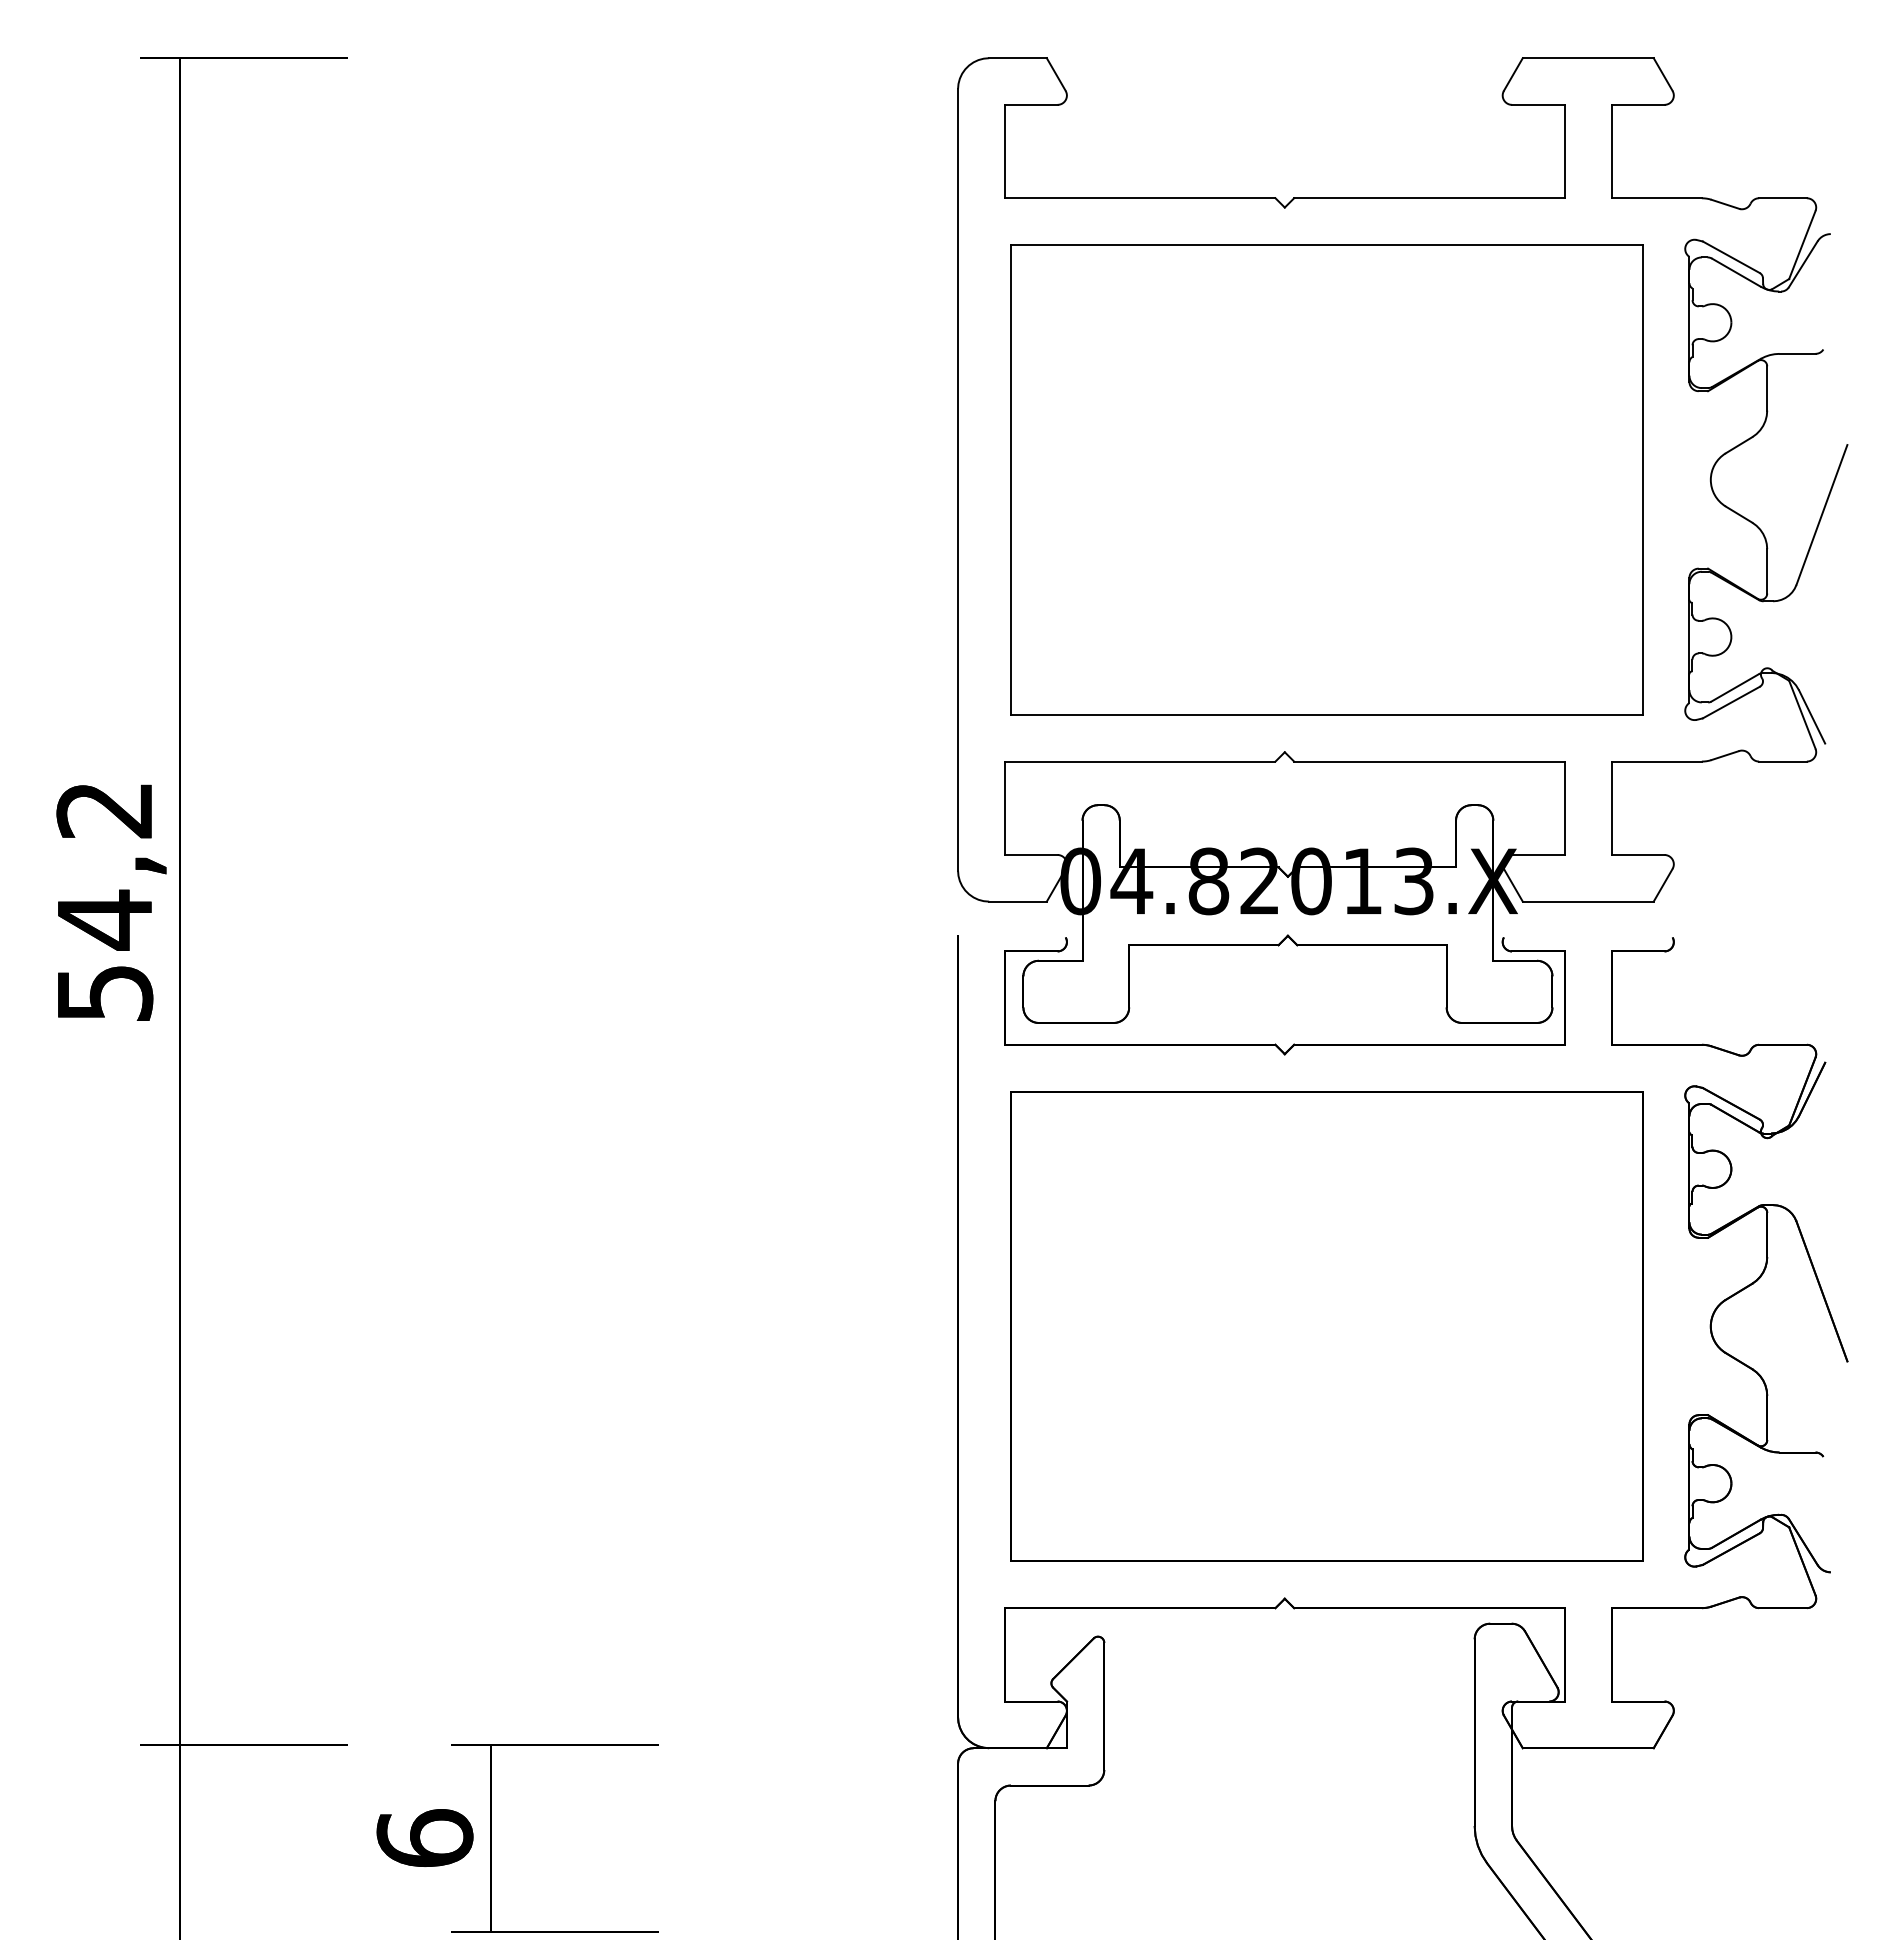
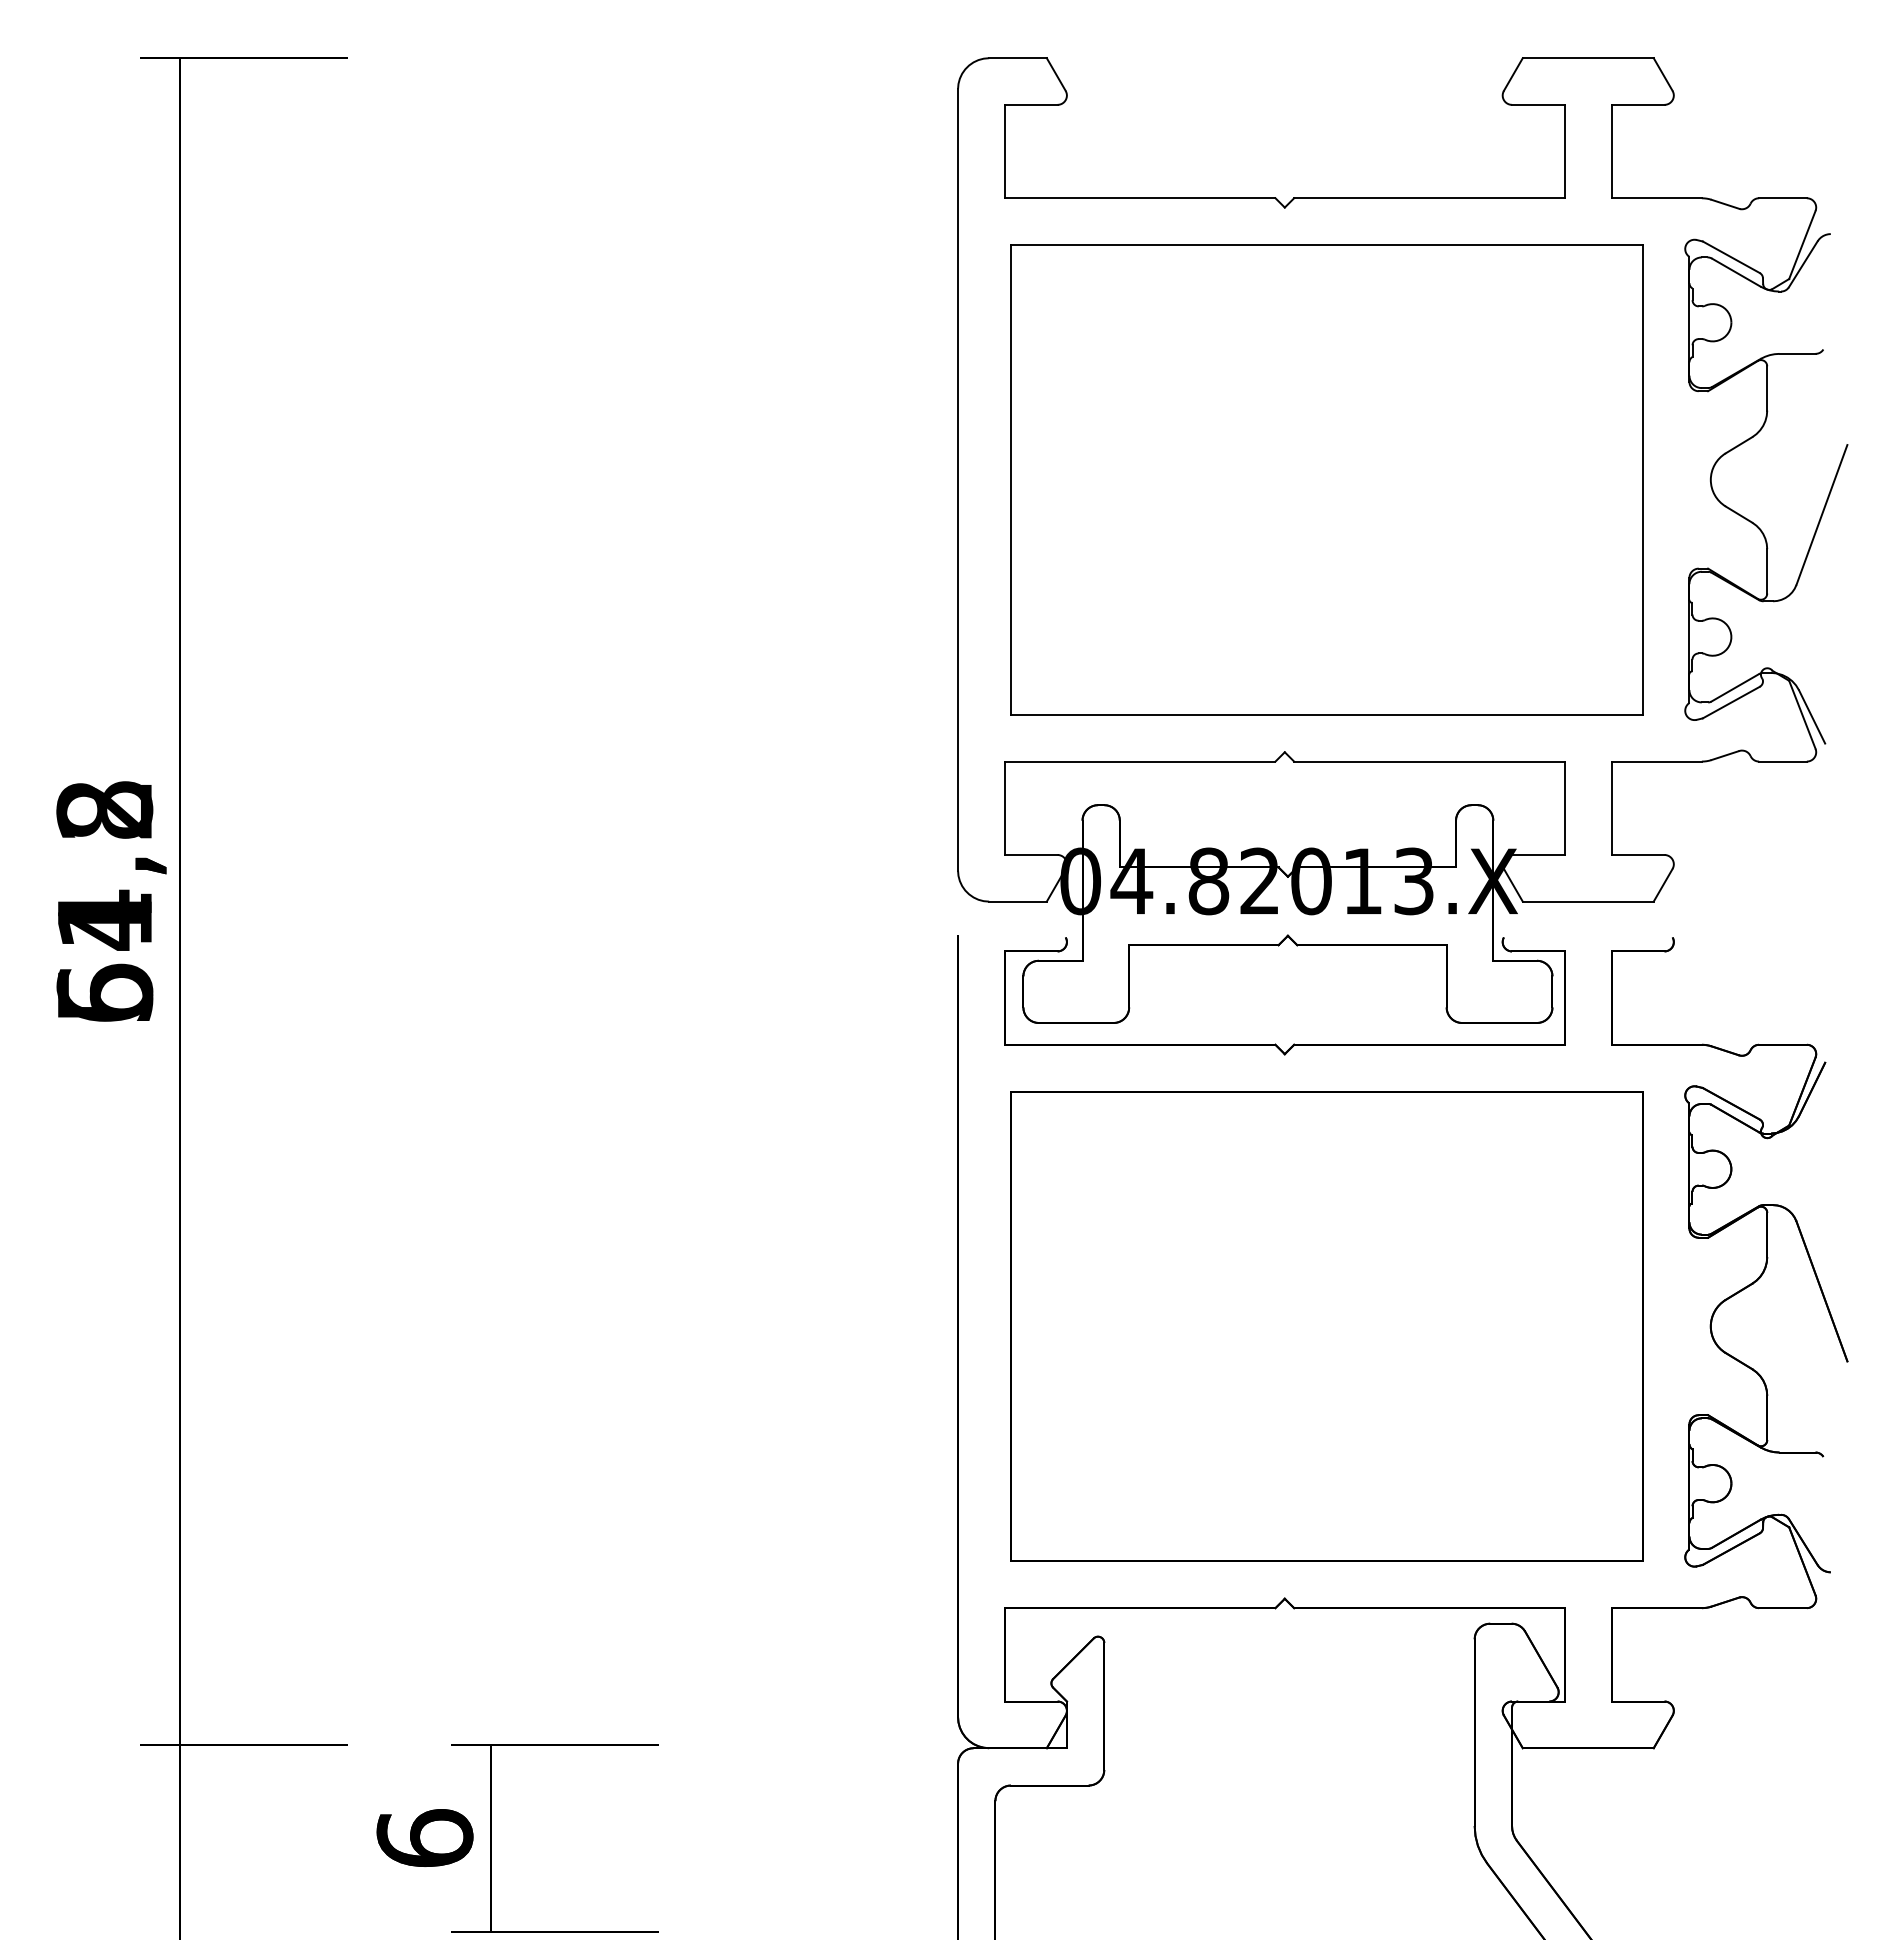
text: 54,2 -> 61,8 (104, 901)
